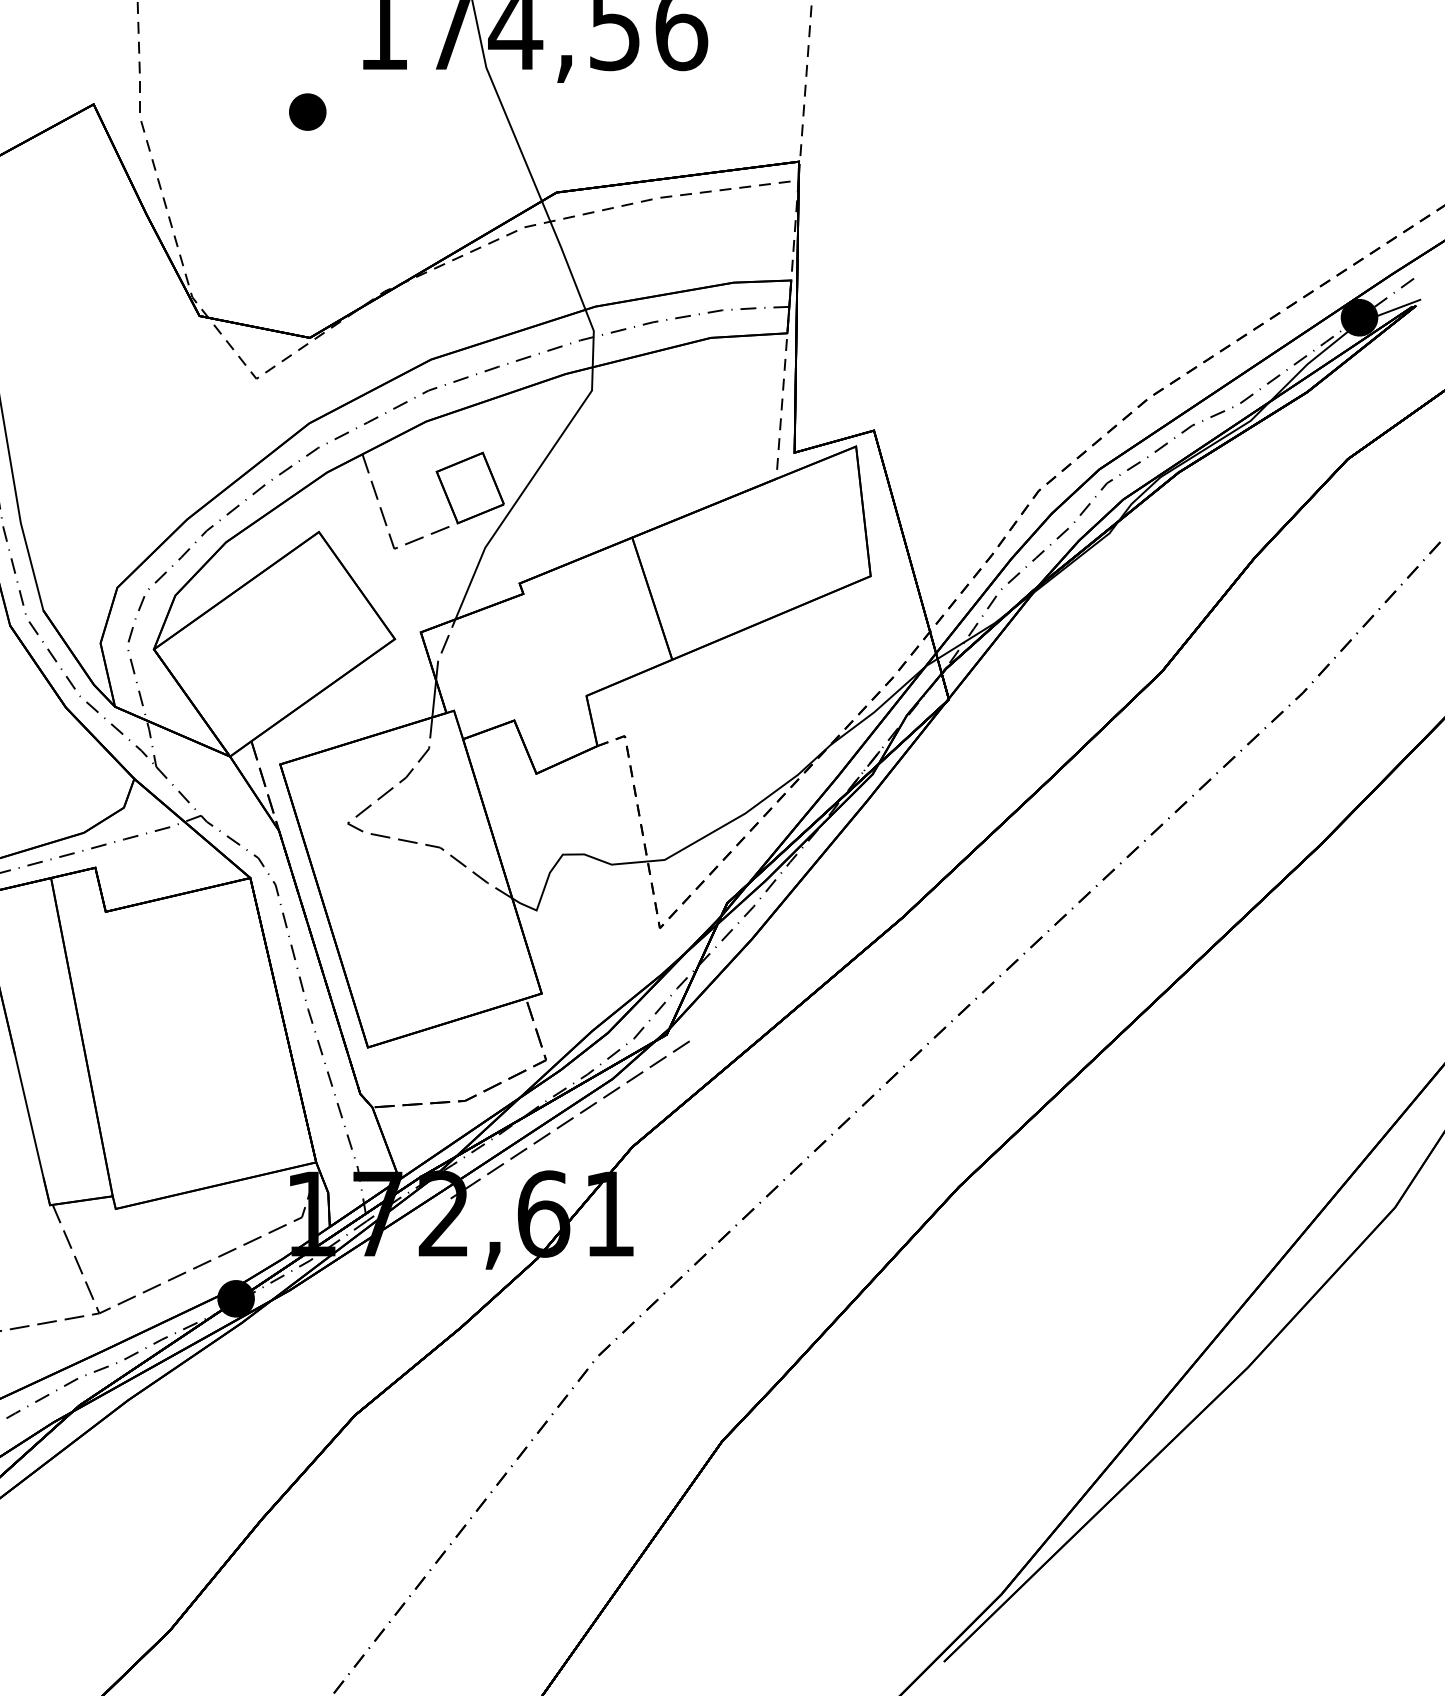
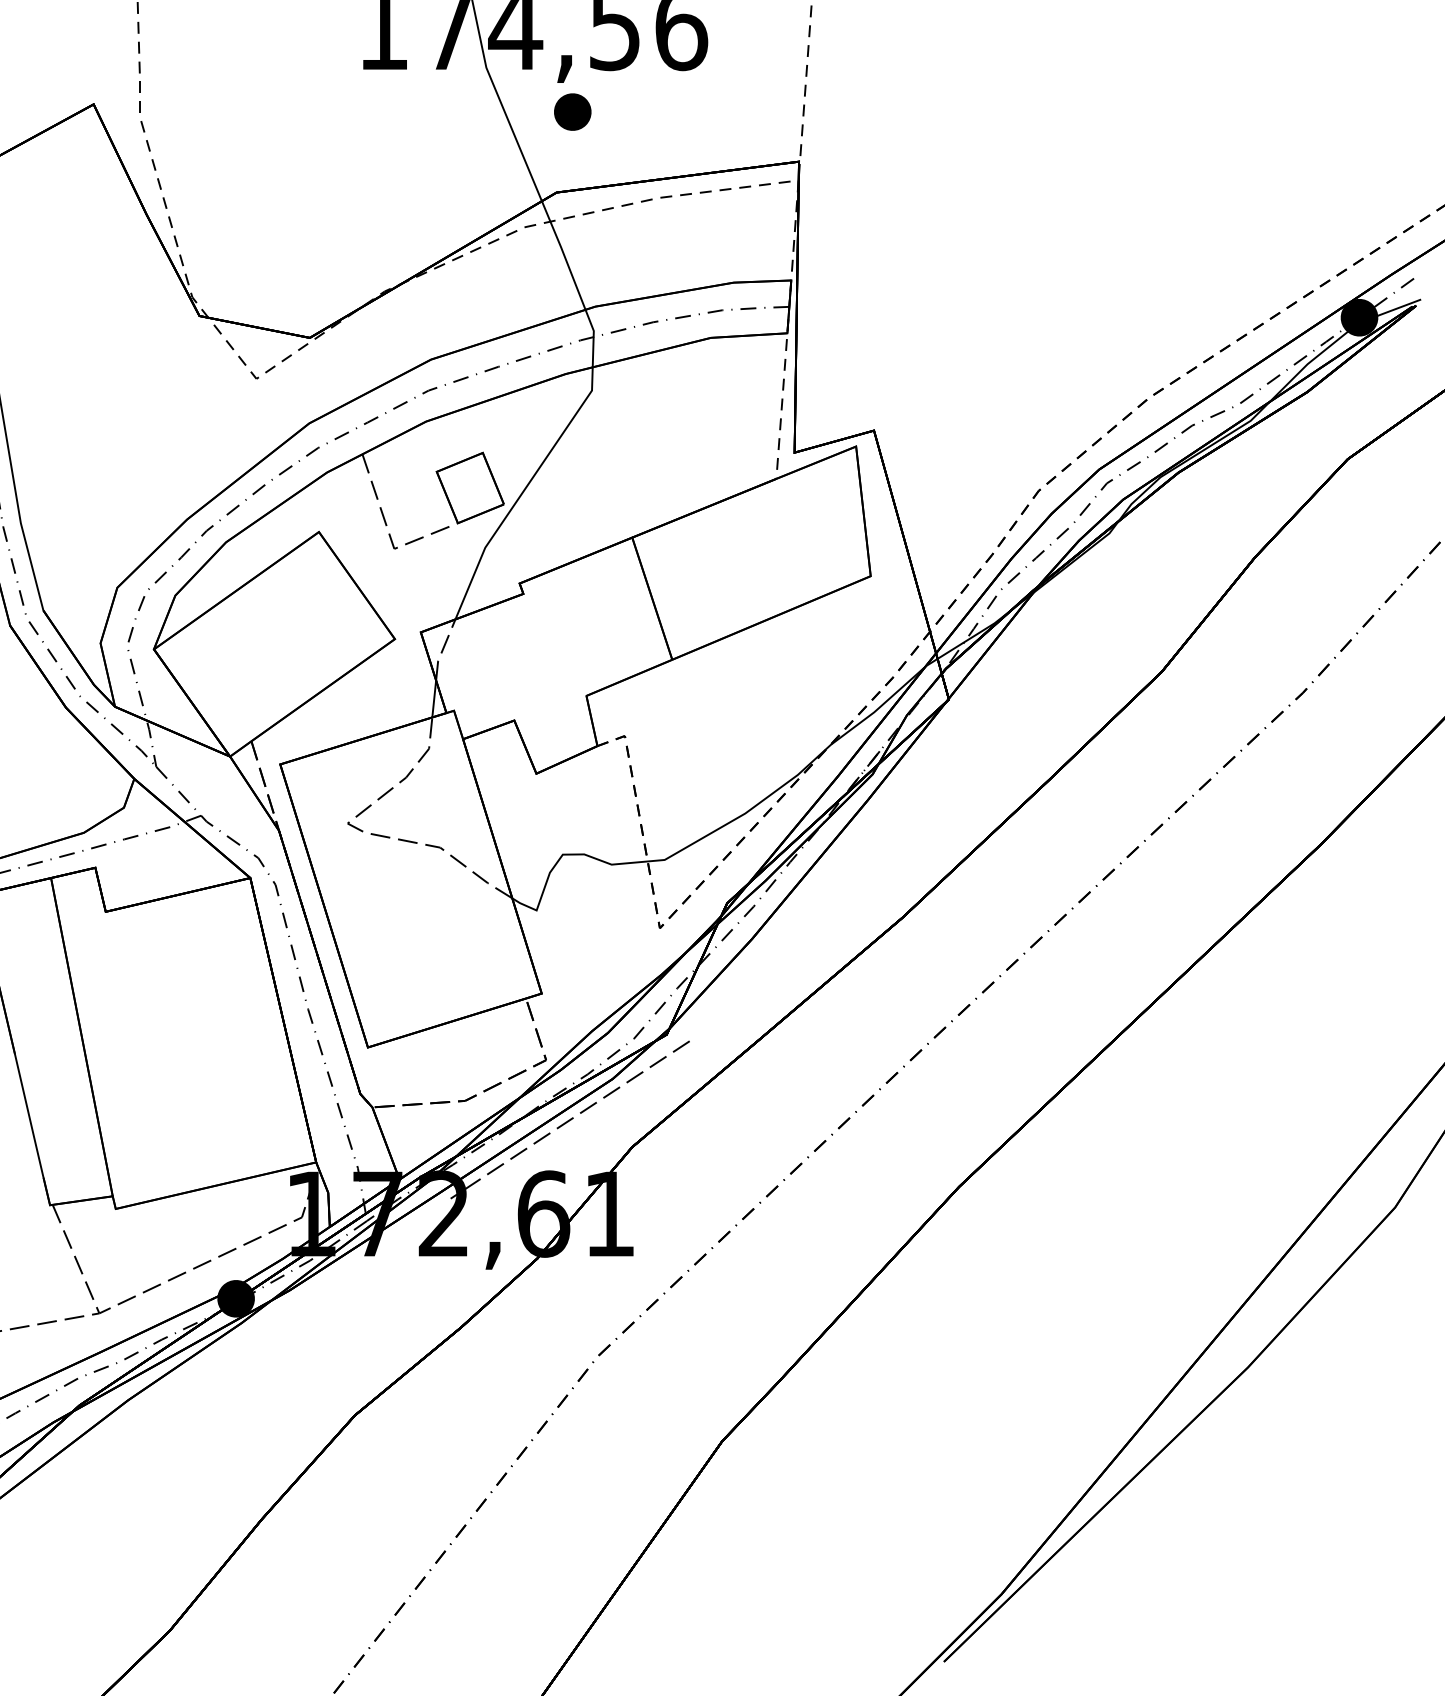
part position: (307, 111) -> (572, 111) (572, 111)
